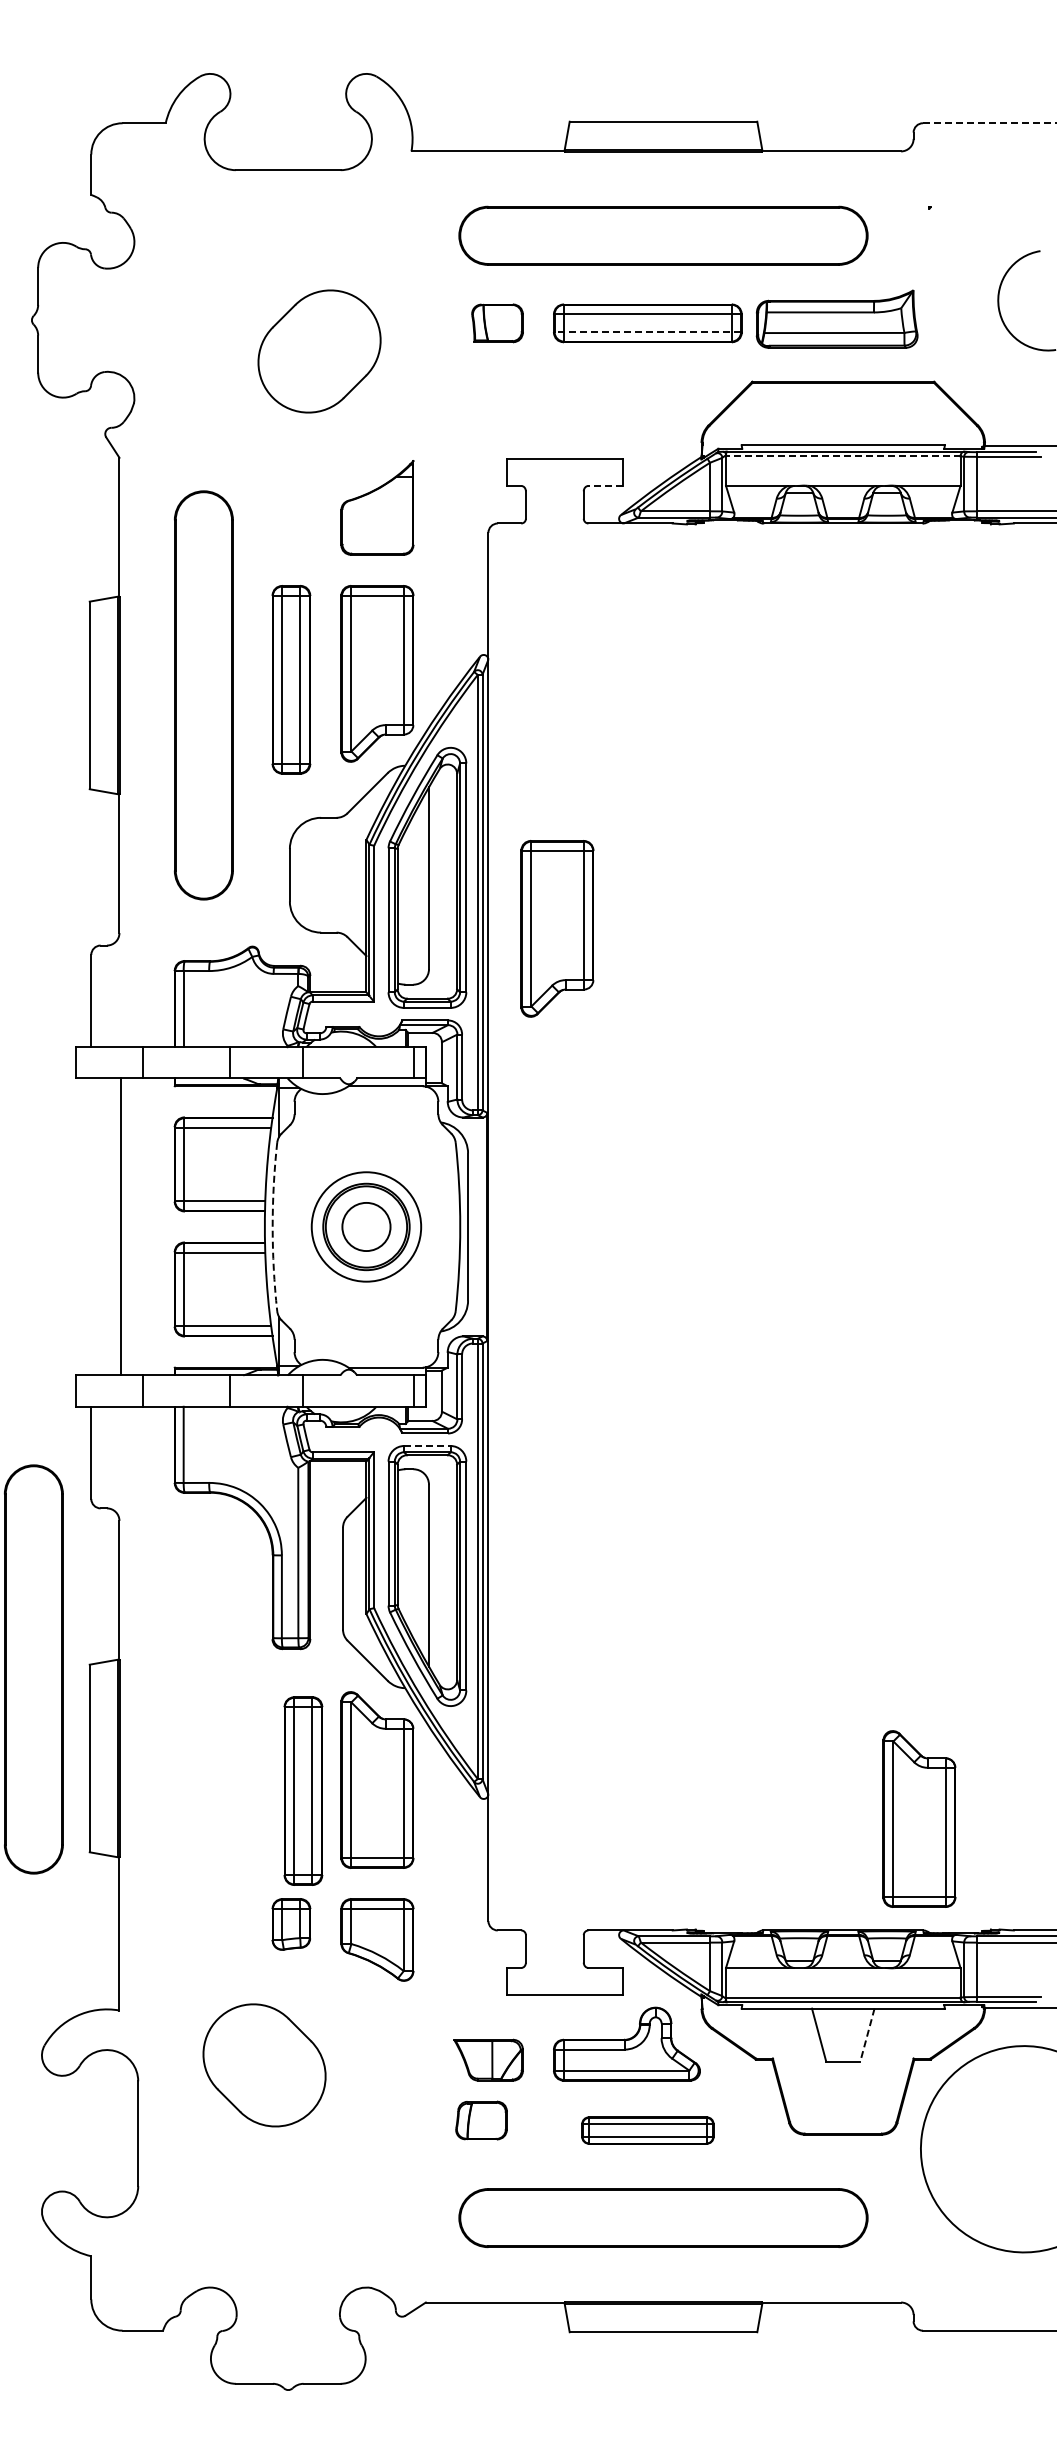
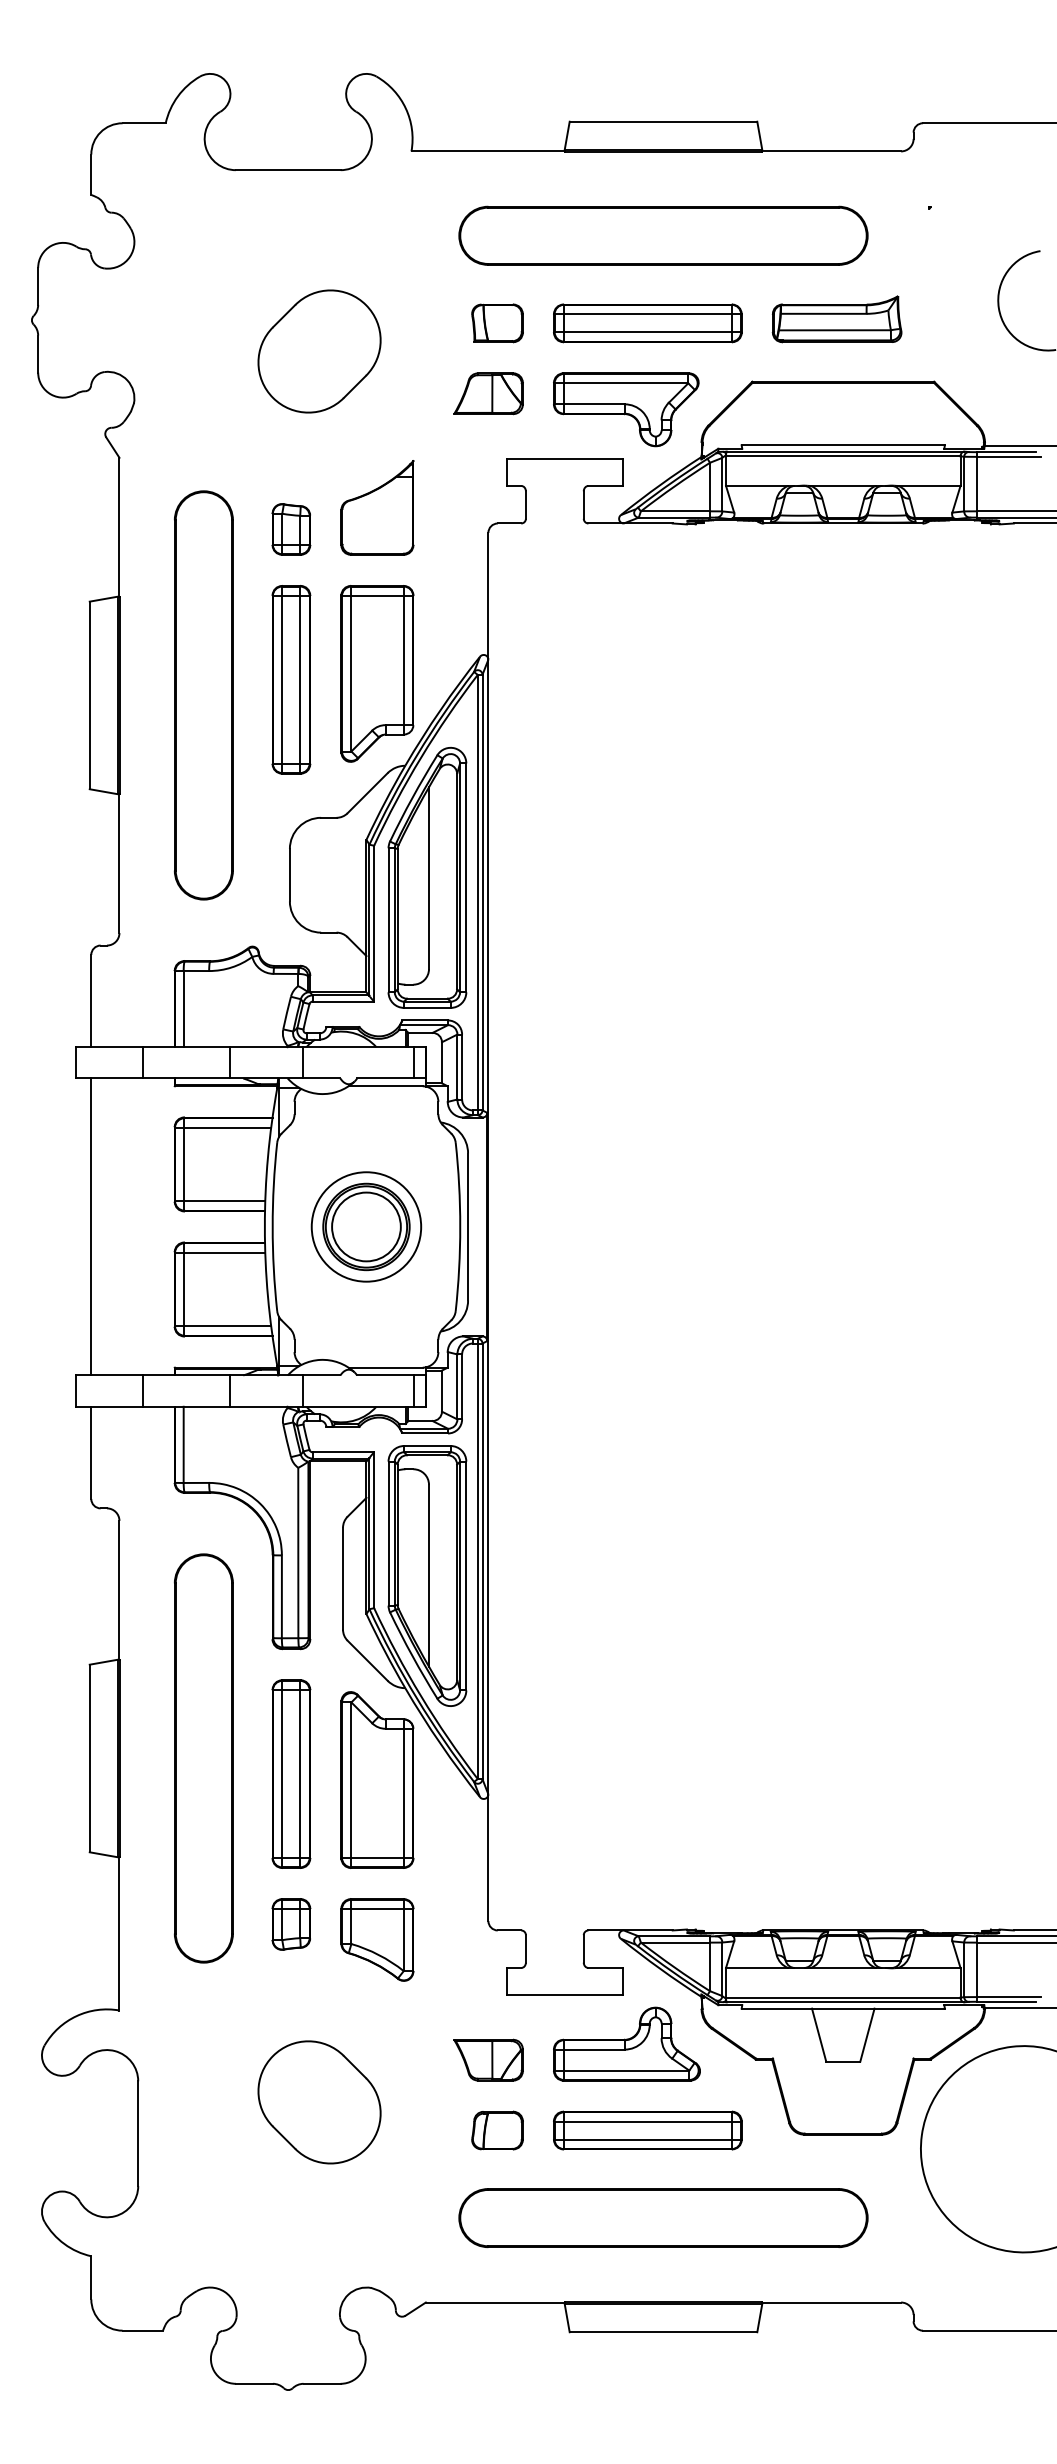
line: dashed -> solid (989, 123)
part size: 164x60 px -> 132x49 px (836, 319)
line: dashed -> solid (647, 332)
part: none -> present (488, 393)
part: none -> present (626, 409)
line: dashed -> solid (842, 456)
line: dashed -> solid (605, 485)
part: none -> present (291, 529)
part: present -> none (557, 928)
line position: (121, 1226) -> (91, 1226) (91, 1226)
arc: dashed -> solid (272, 1226)
circle diameter: 48 px -> 69 px (366, 1226)
line: dashed -> solid (427, 1446)
part position: (33, 1669) -> (203, 1758) (203, 1758)
part position: (303, 1790) -> (291, 1773) (291, 1773)
part: present -> none (919, 1818)
line: dashed -> solid (867, 2035)
part position: (264, 2065) -> (319, 2102) (319, 2102)
part position: (481, 2120) -> (497, 2130) (497, 2130)
part size: 134x29 px -> 190x41 px (647, 2130)
